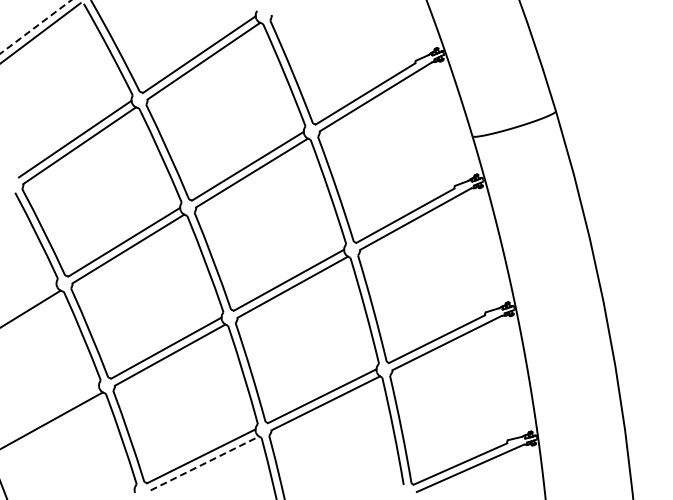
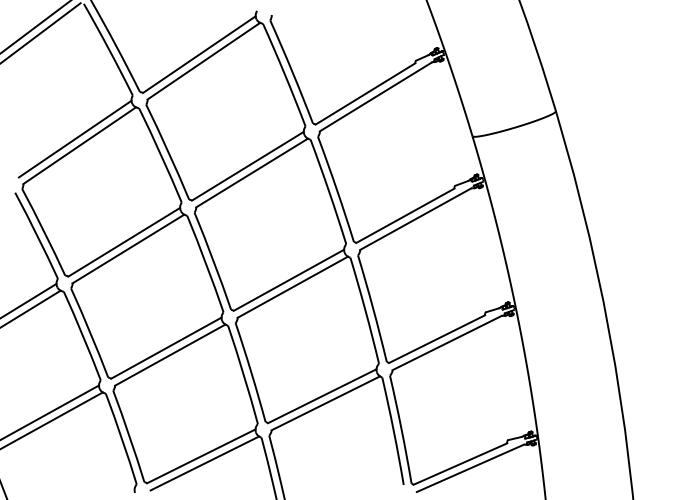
line: dashed -> solid (36, 26)
line: none -> present (29, 299)
line: none -> present (50, 411)
line: dashed -> solid (204, 463)
